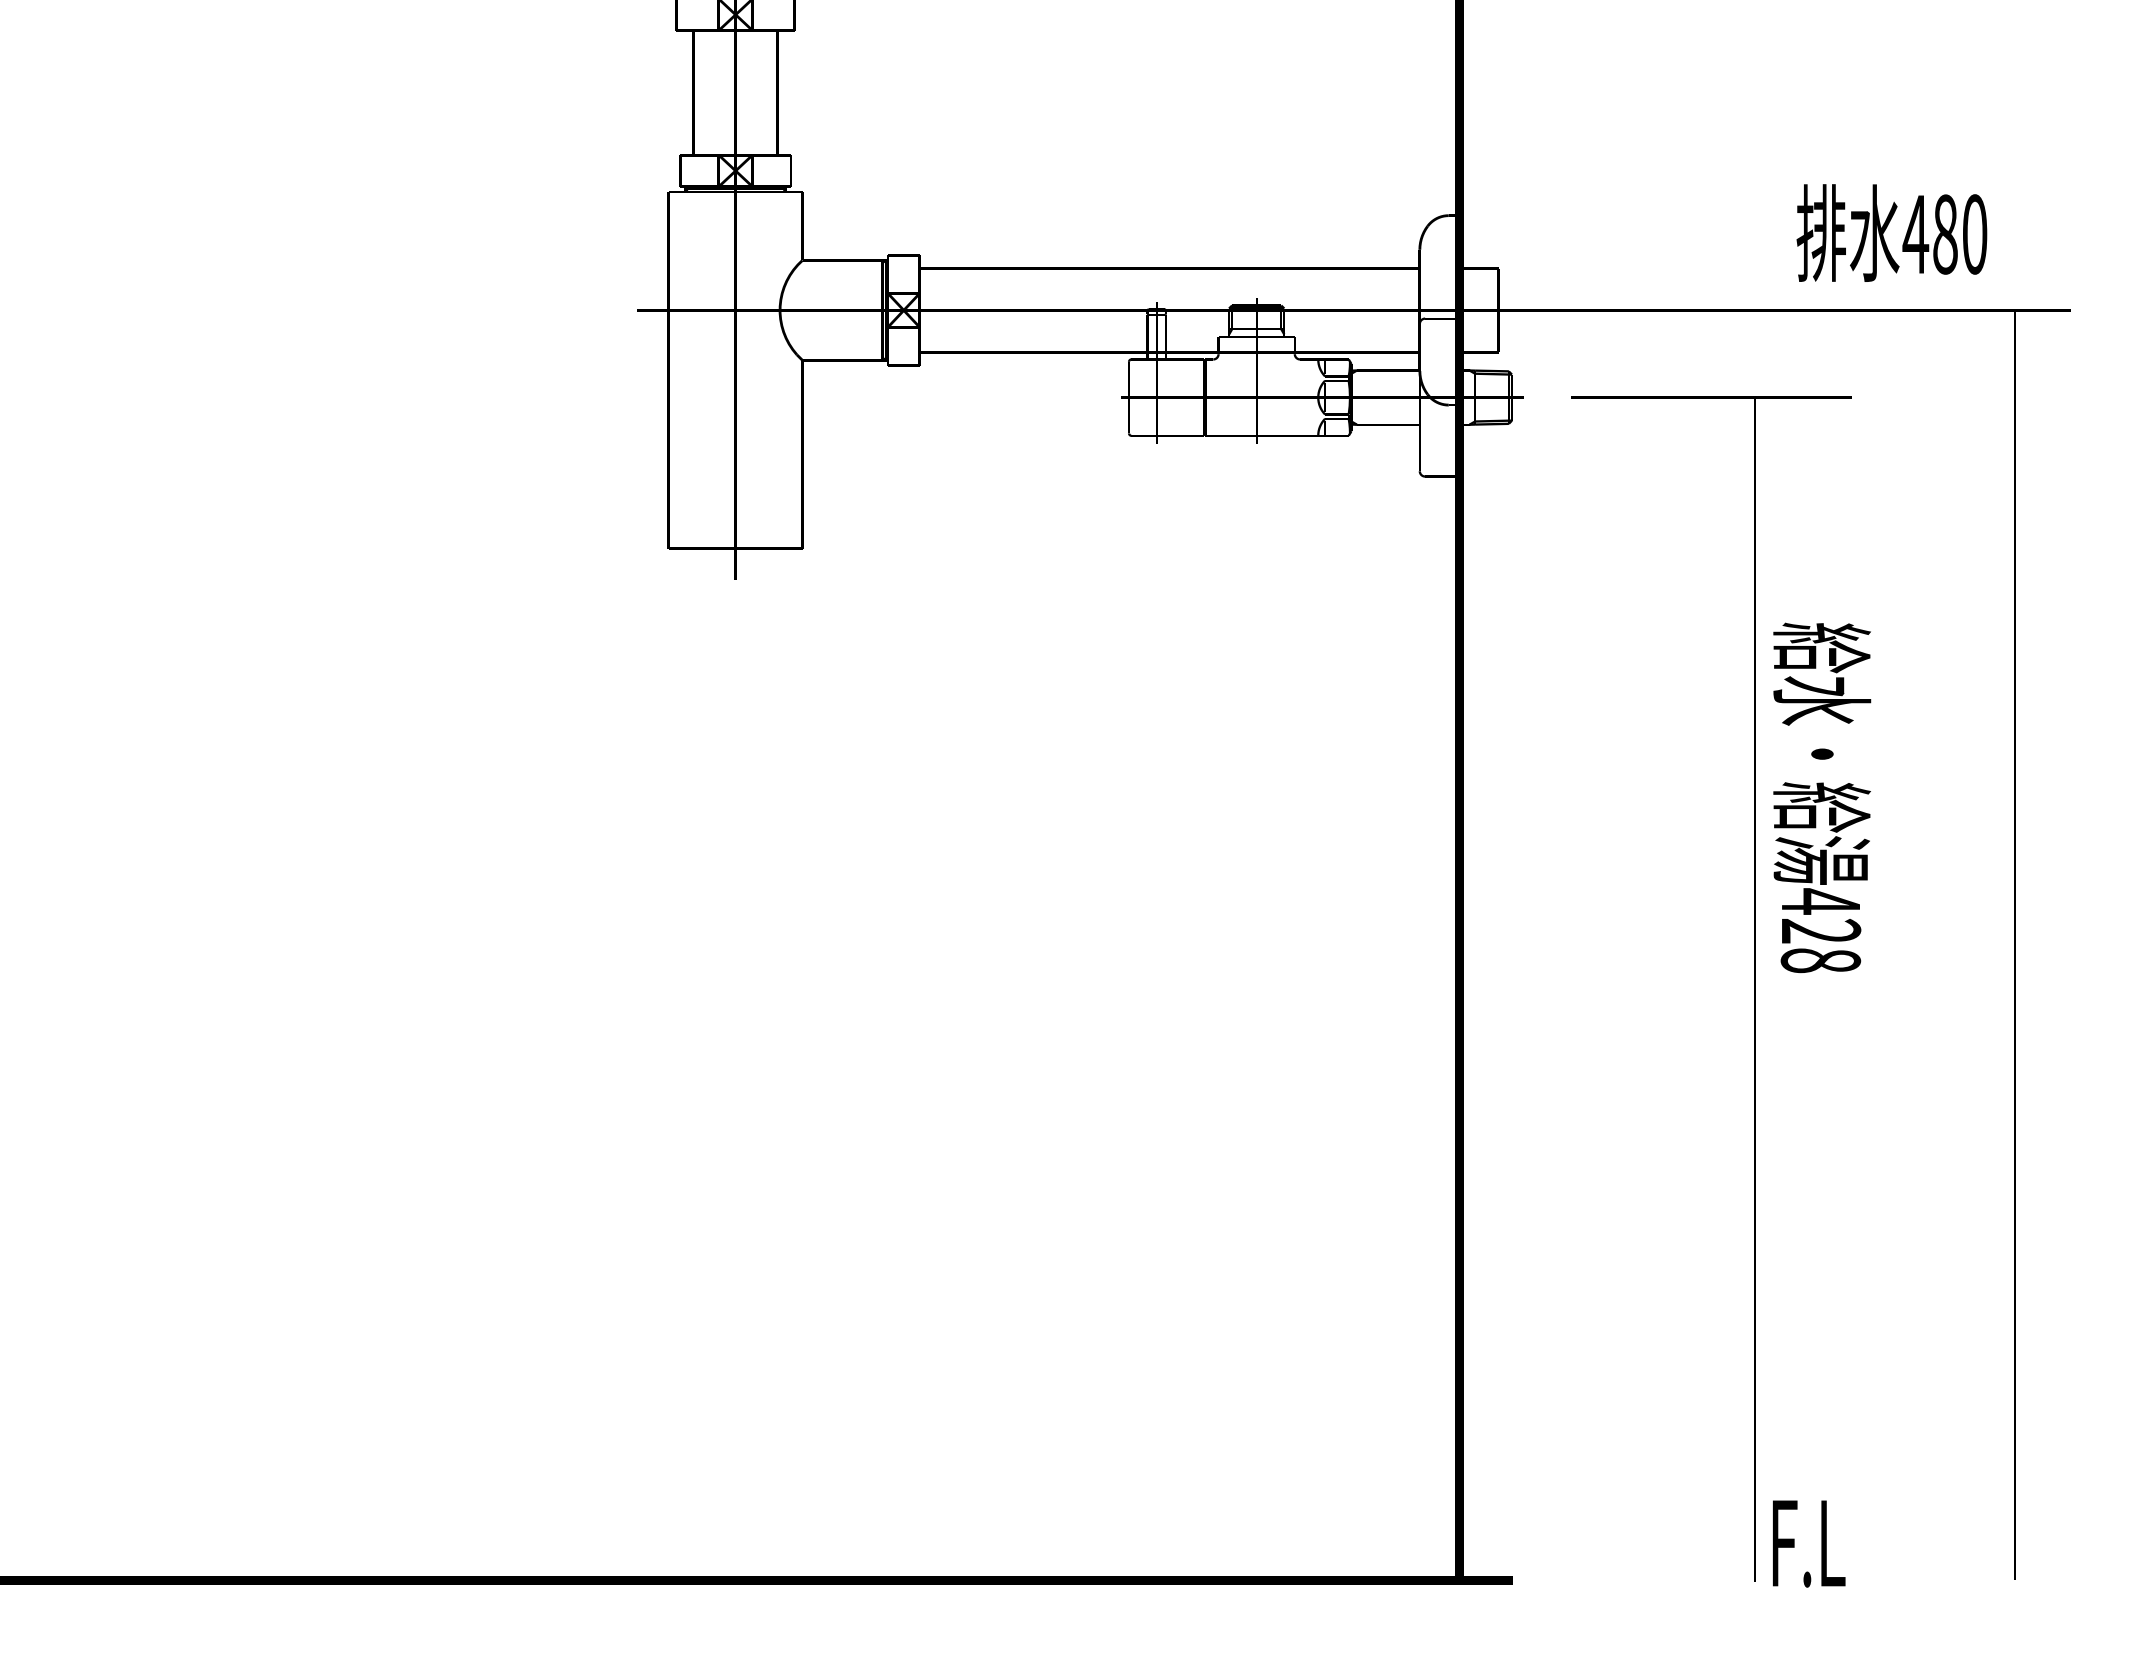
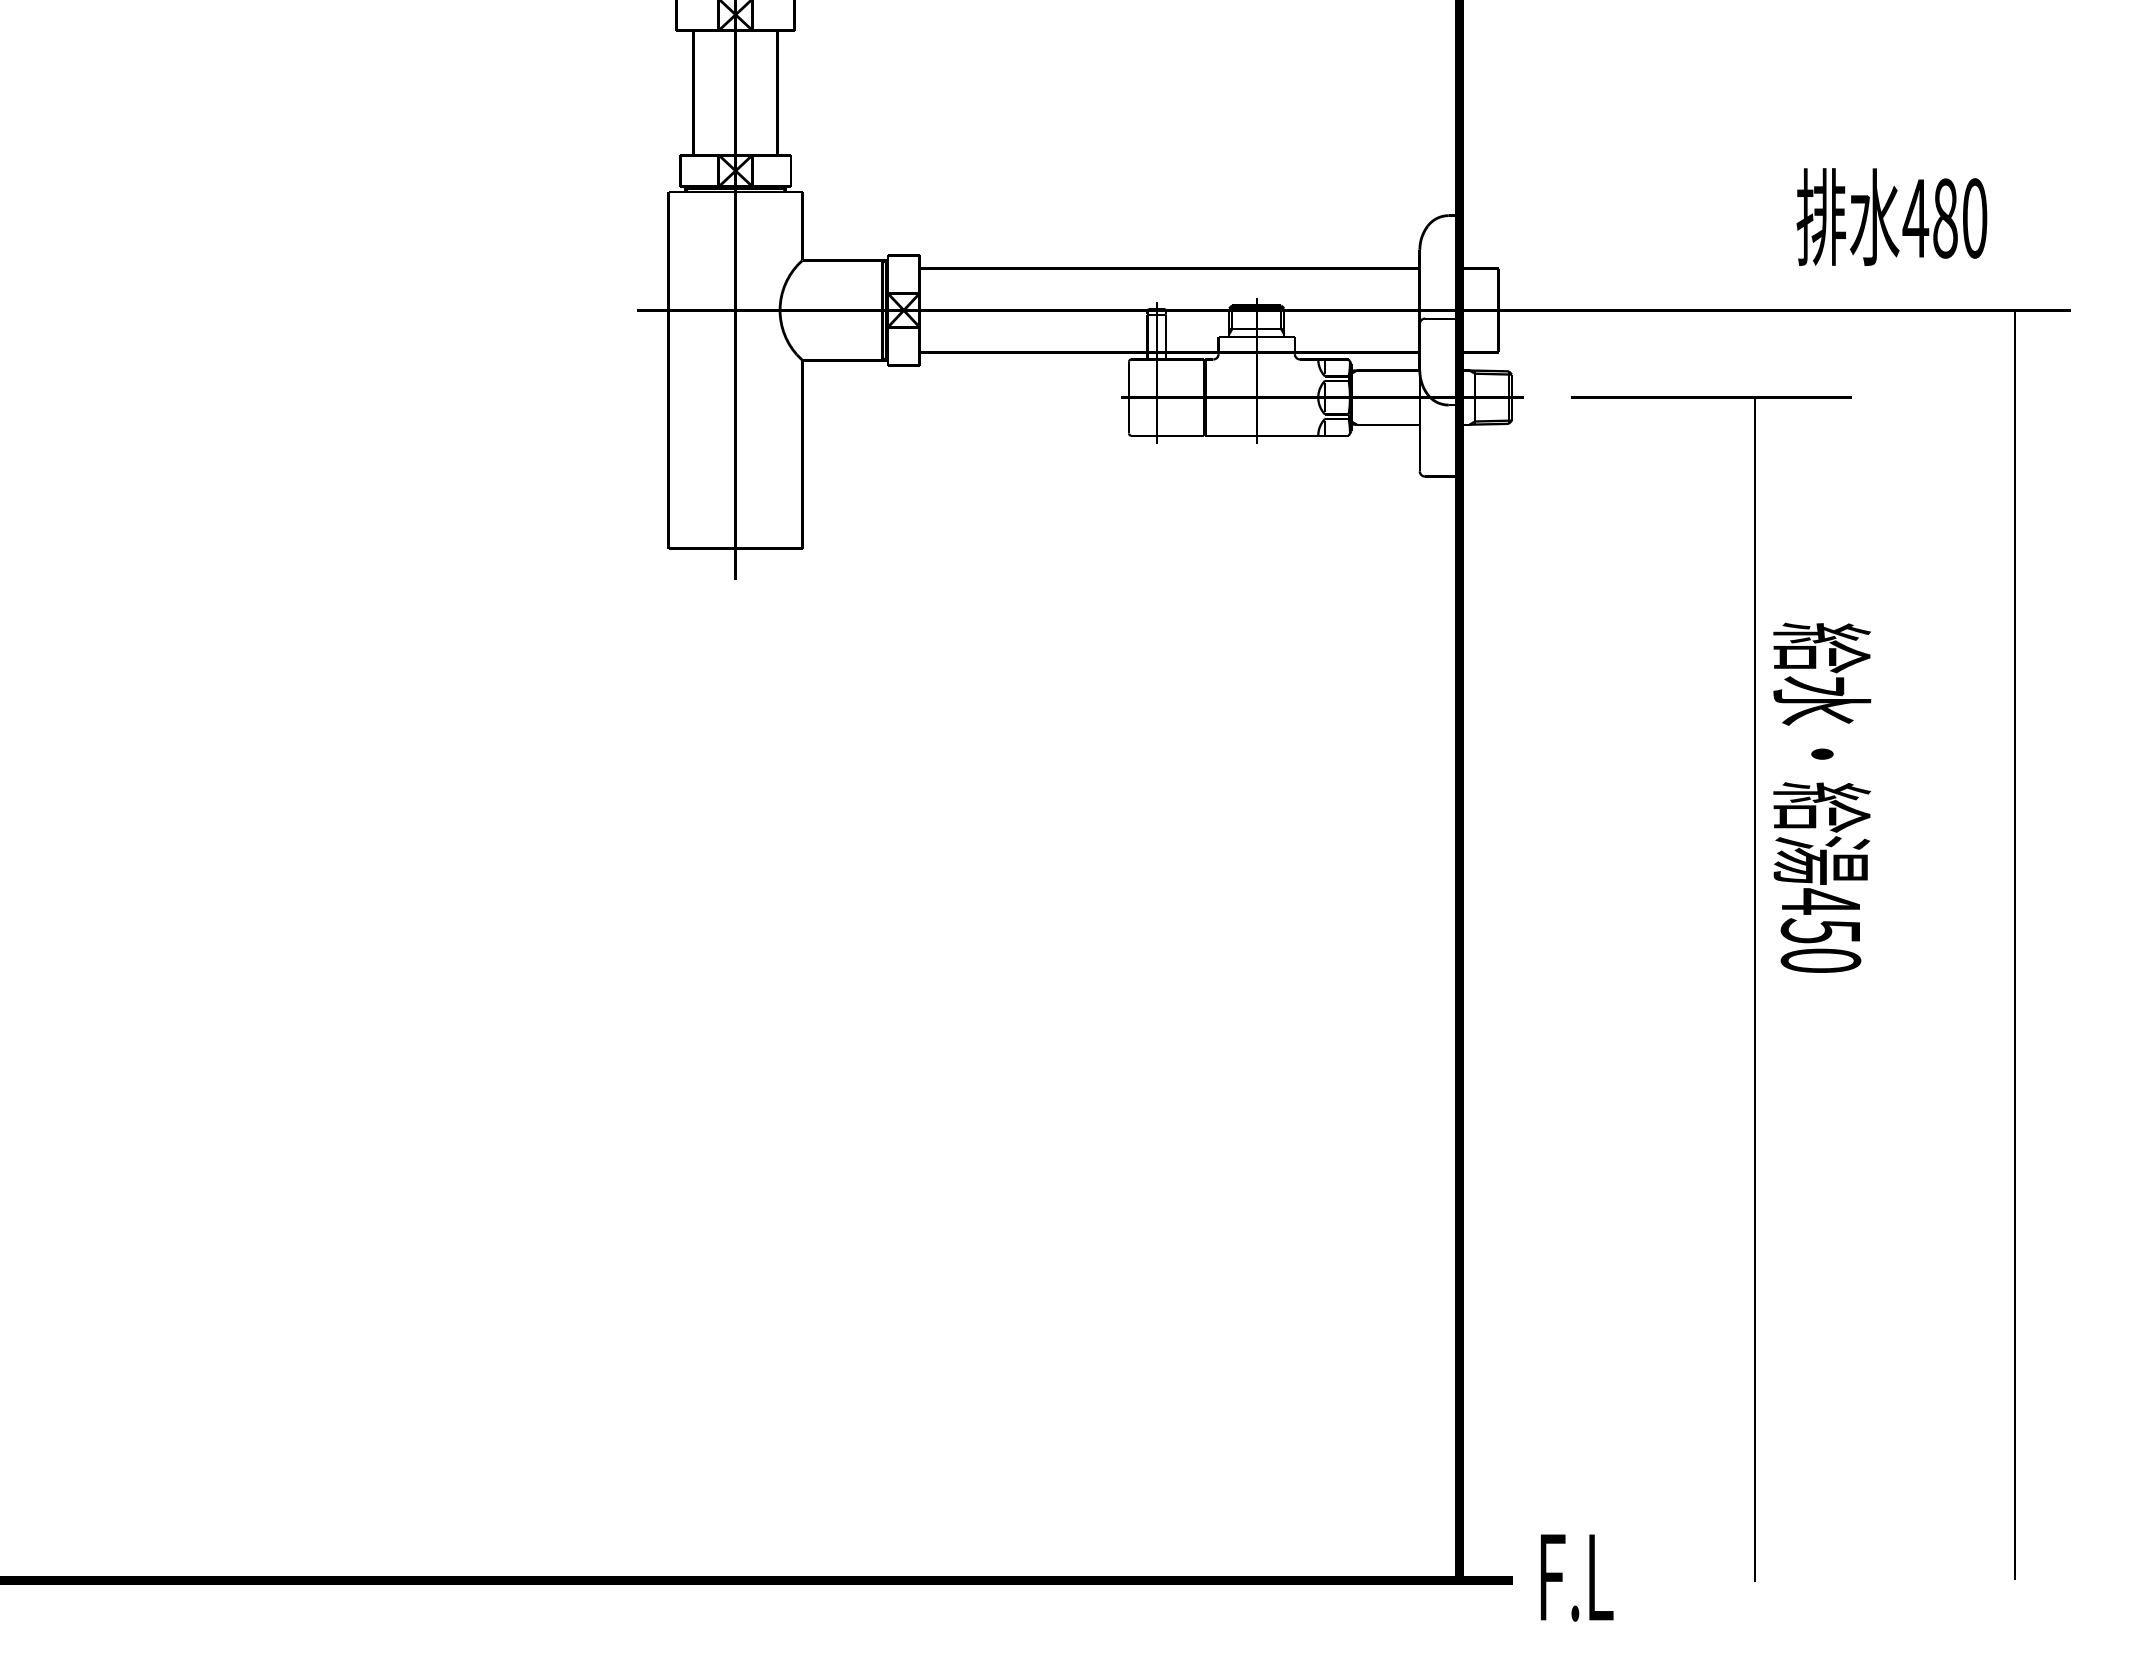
text position: (1891, 232) -> (1891, 216) (1891, 216)
text: 428 -> 450 (1820, 945)
text position: (1809, 1543) -> (1577, 1577) (1577, 1577)
